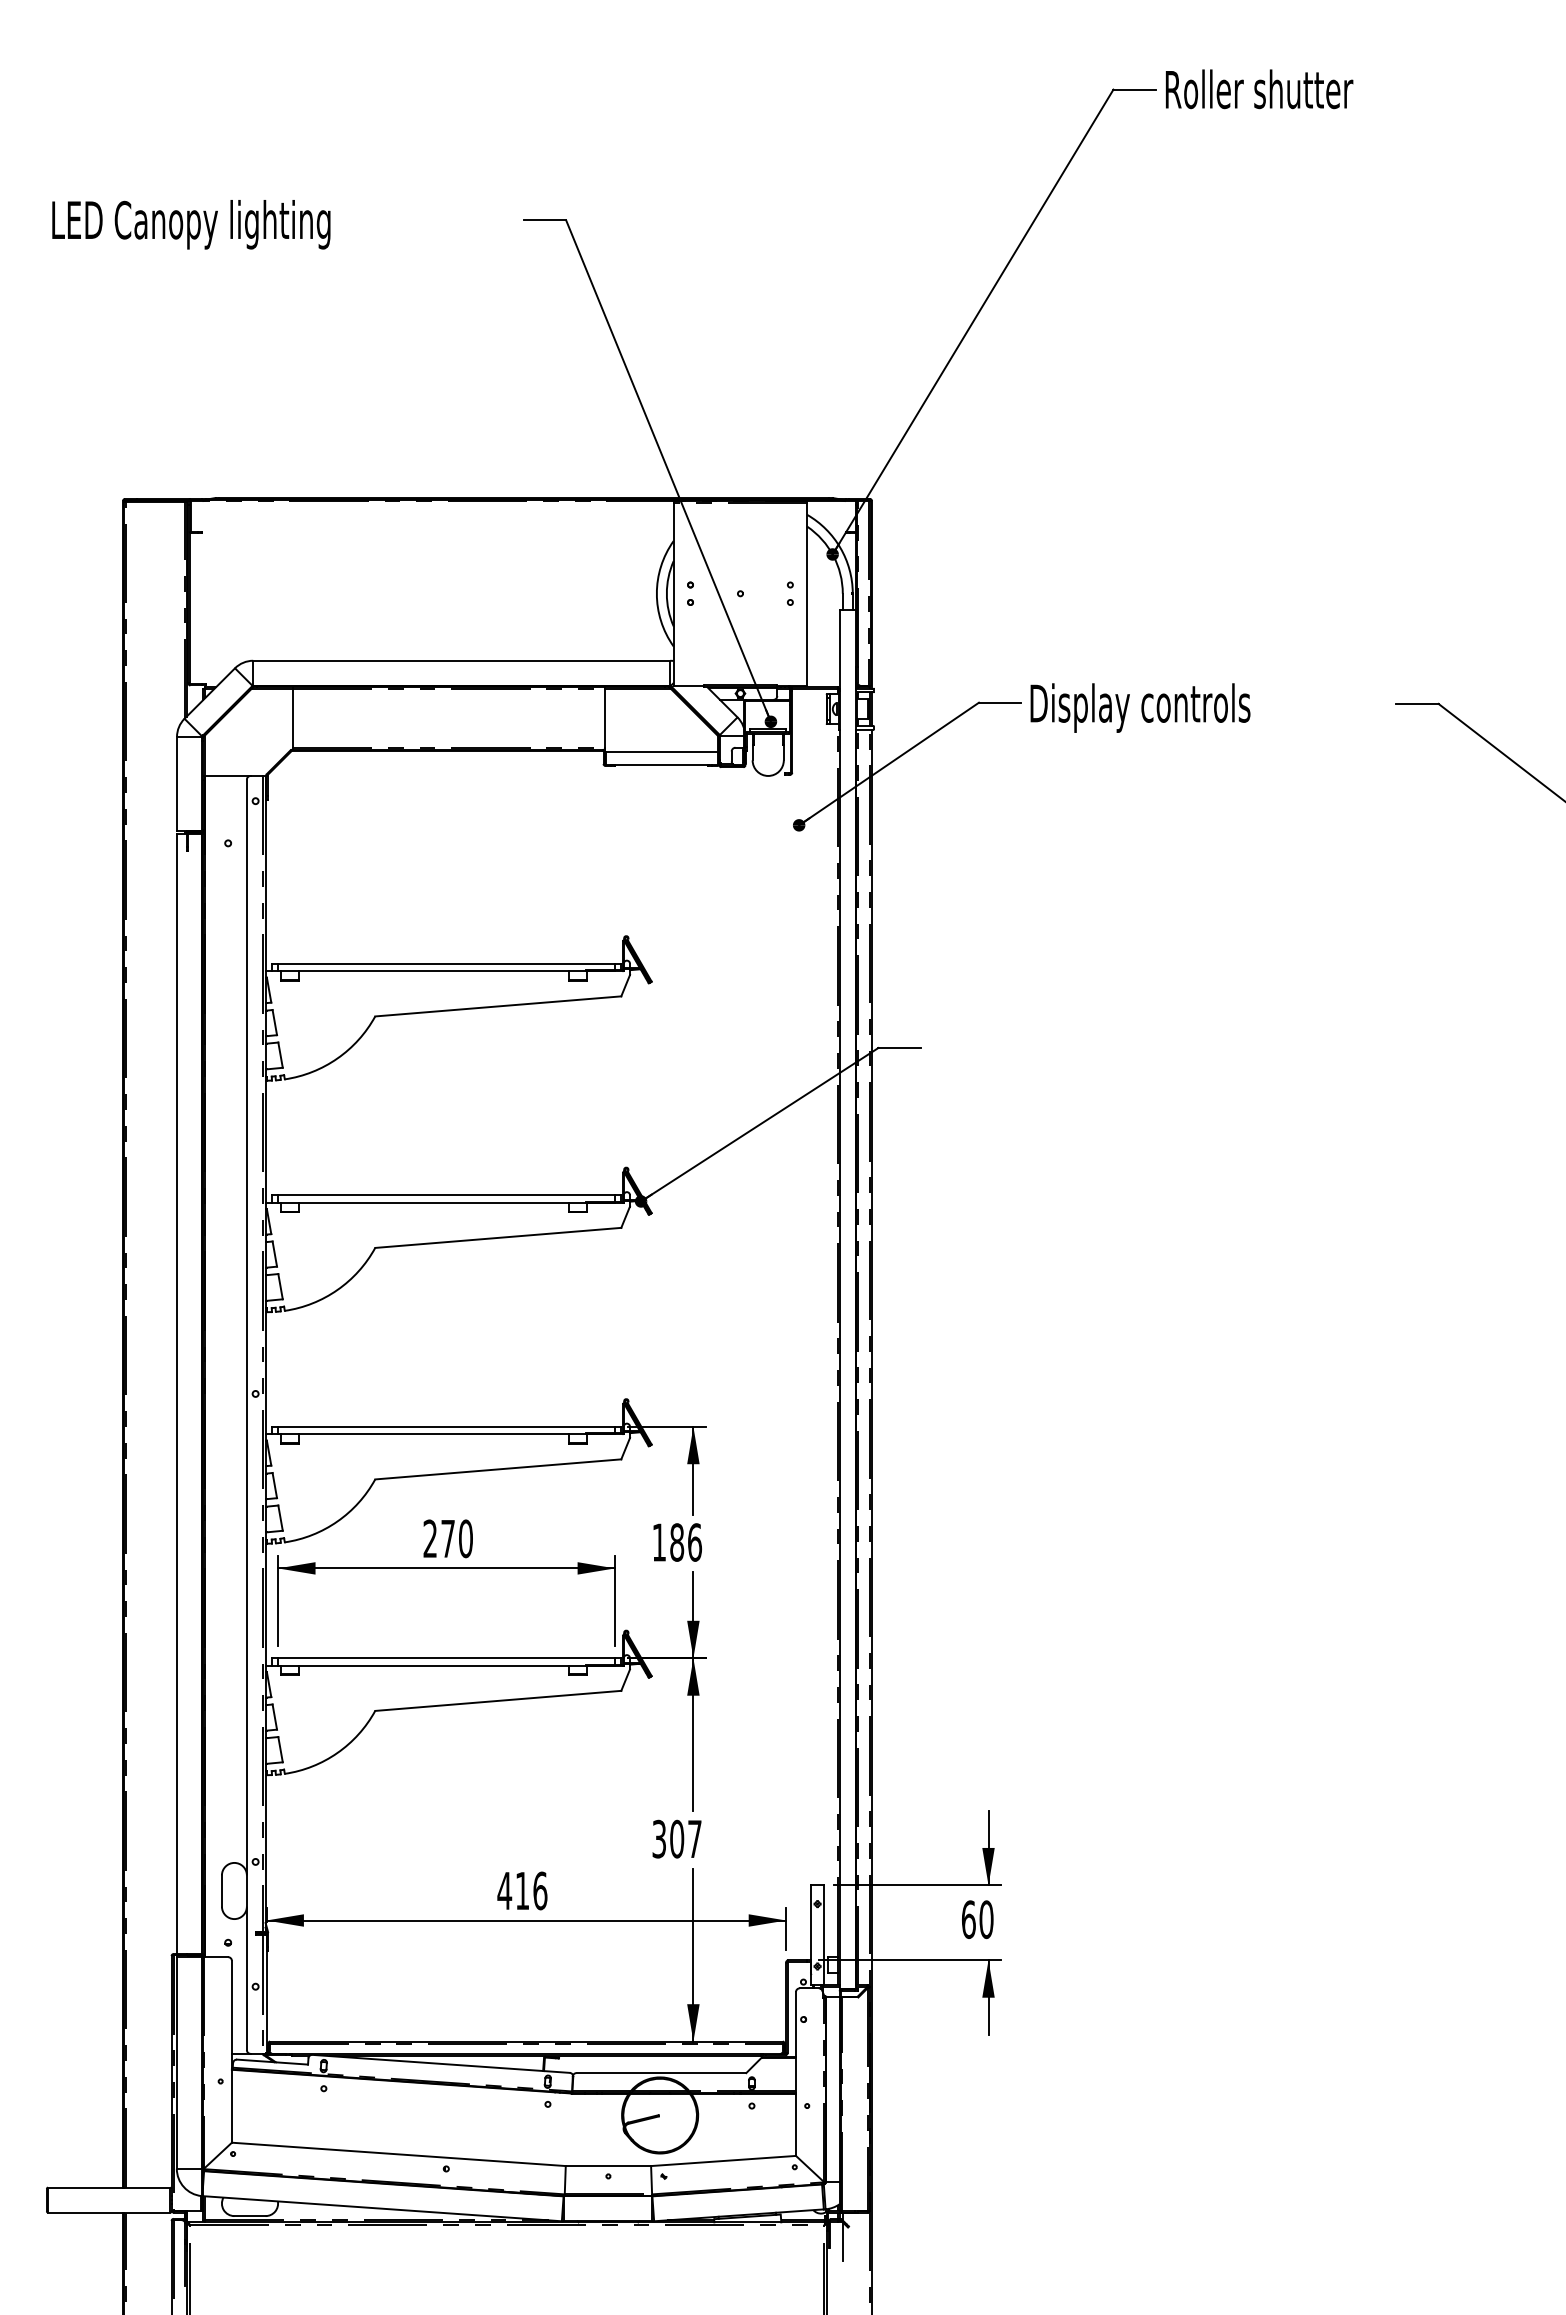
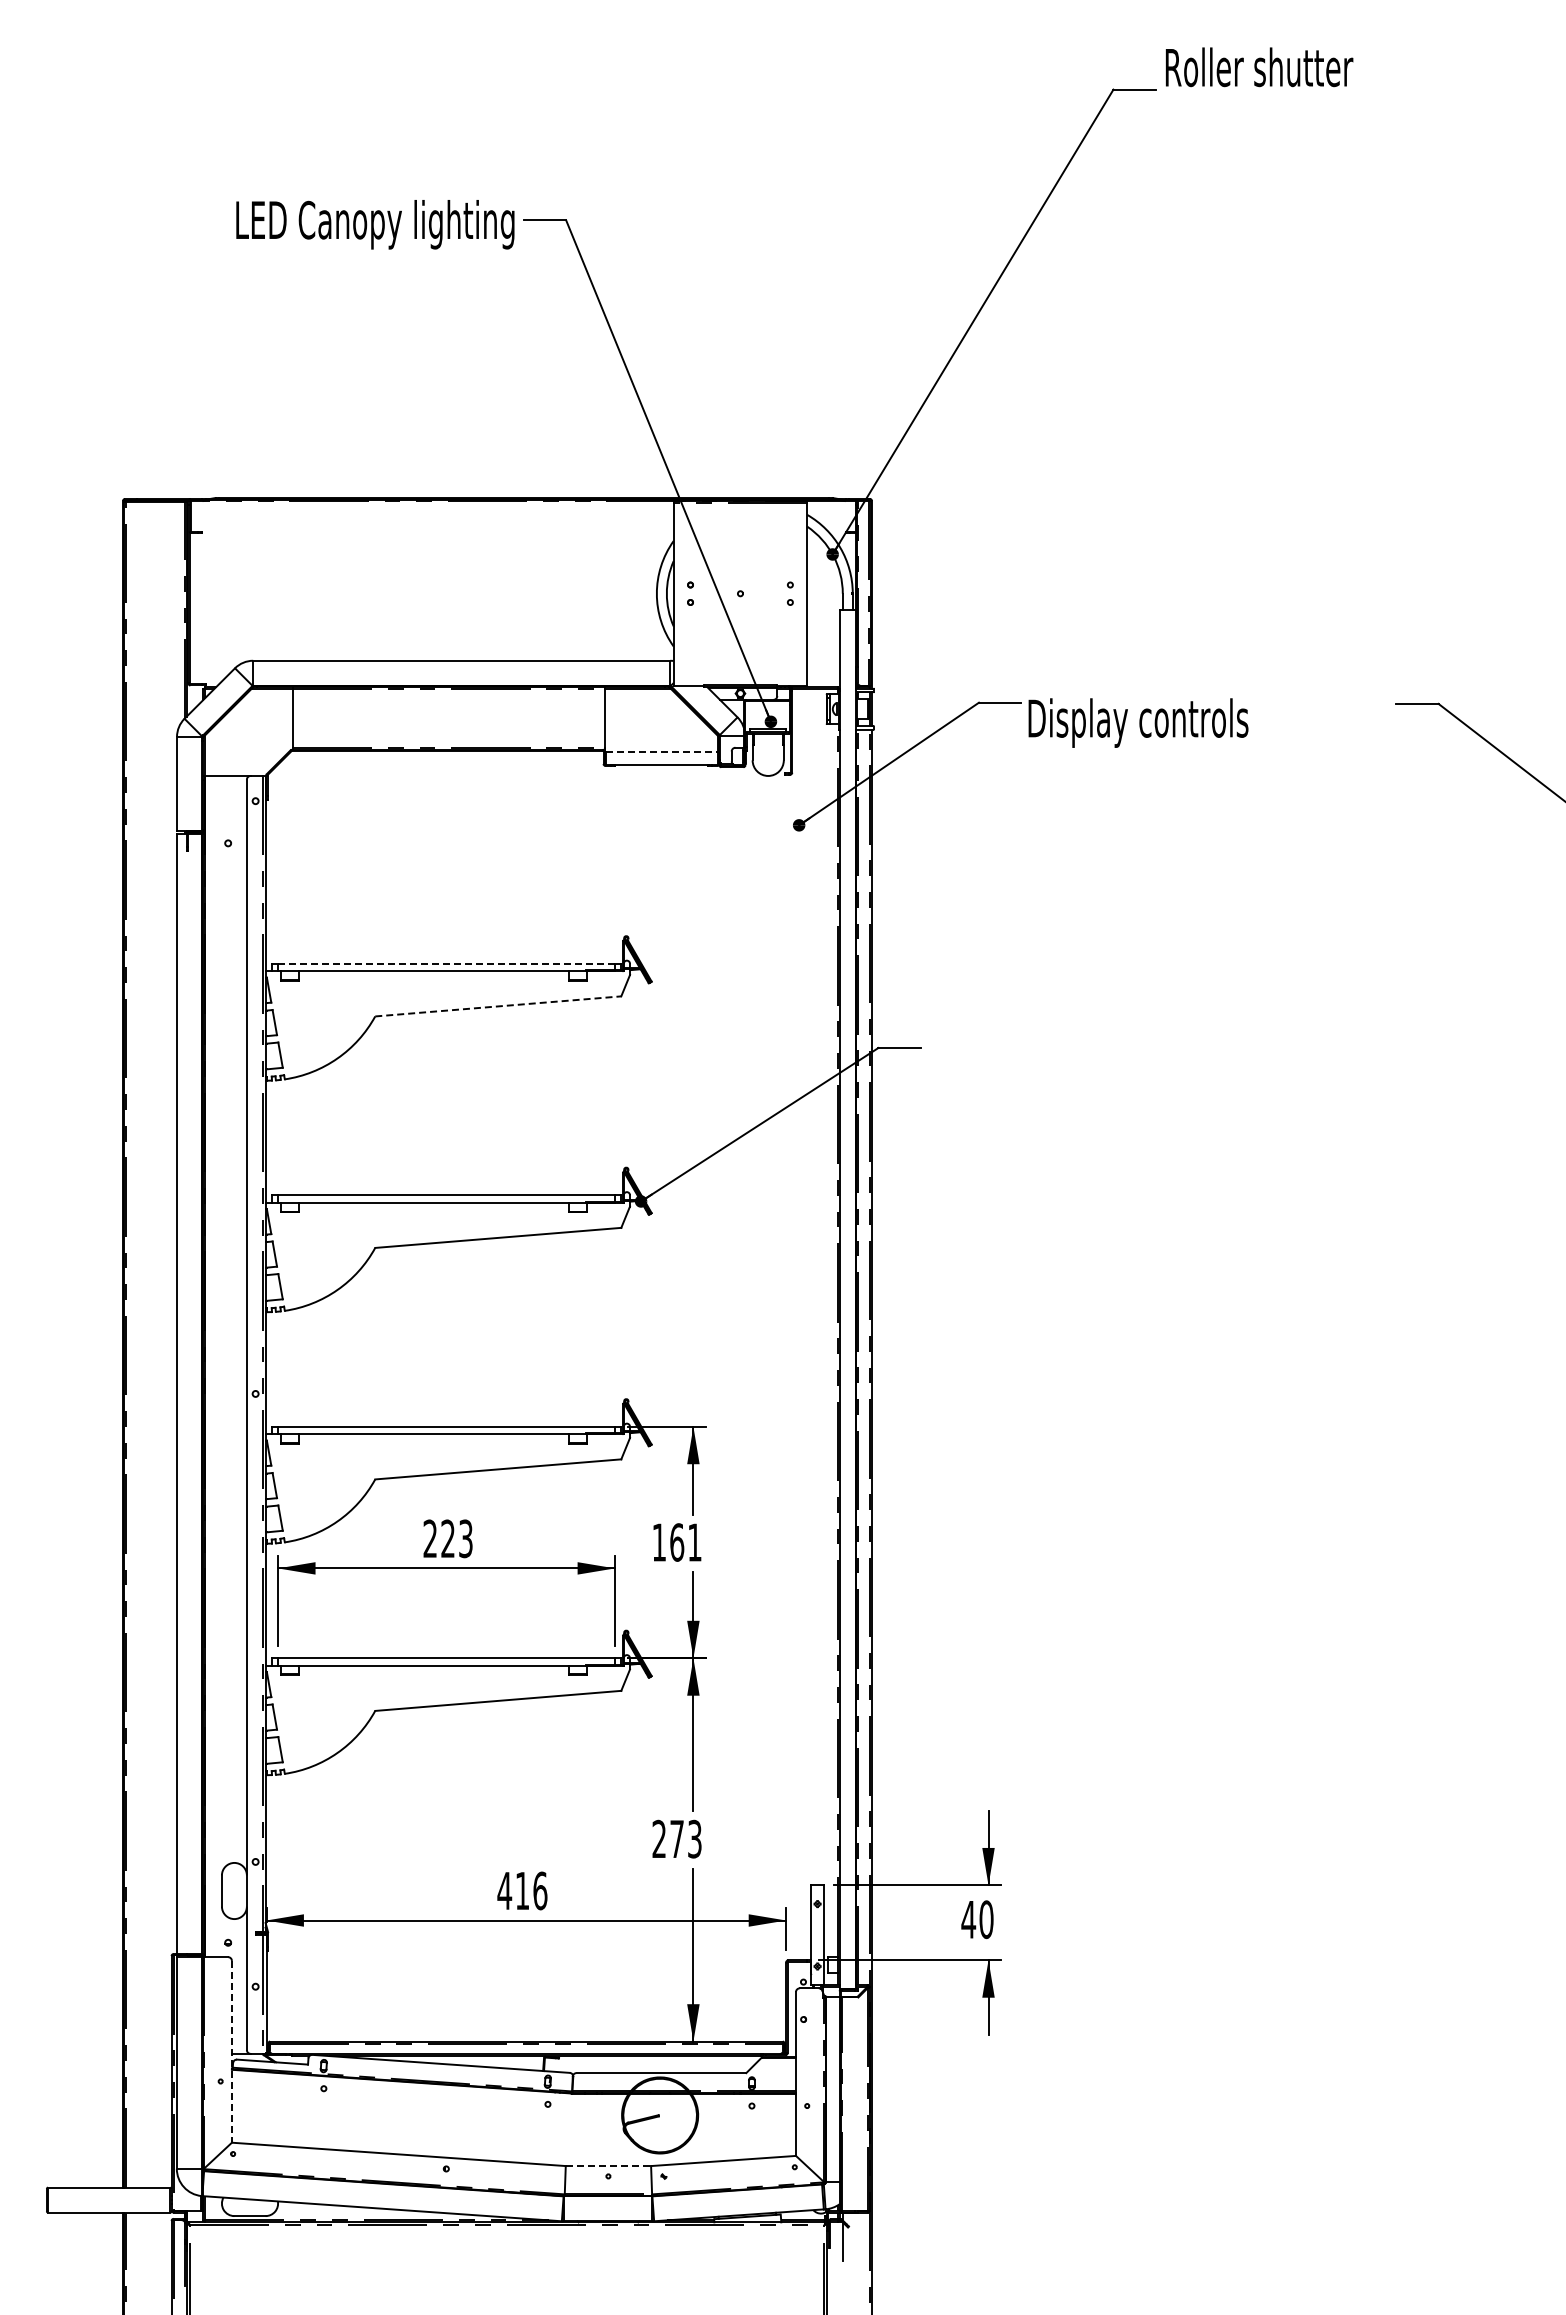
text position: (1259, 89) -> (1259, 67) (1259, 67)
text position: (191, 224) -> (375, 224) (375, 224)
text position: (1140, 707) -> (1138, 722) (1138, 722)
line: solid -> dashed (662, 752)
line: solid -> dashed (447, 963)
line: solid -> dashed (498, 1006)
text: 270 -> 223 (456, 1538)
text: 186 -> 161 (686, 1542)
text: 307 -> 273 (676, 1838)
text: 60 -> 40 (968, 1919)
line: solid -> dashed (231, 2051)
line: solid -> dashed (608, 2166)
